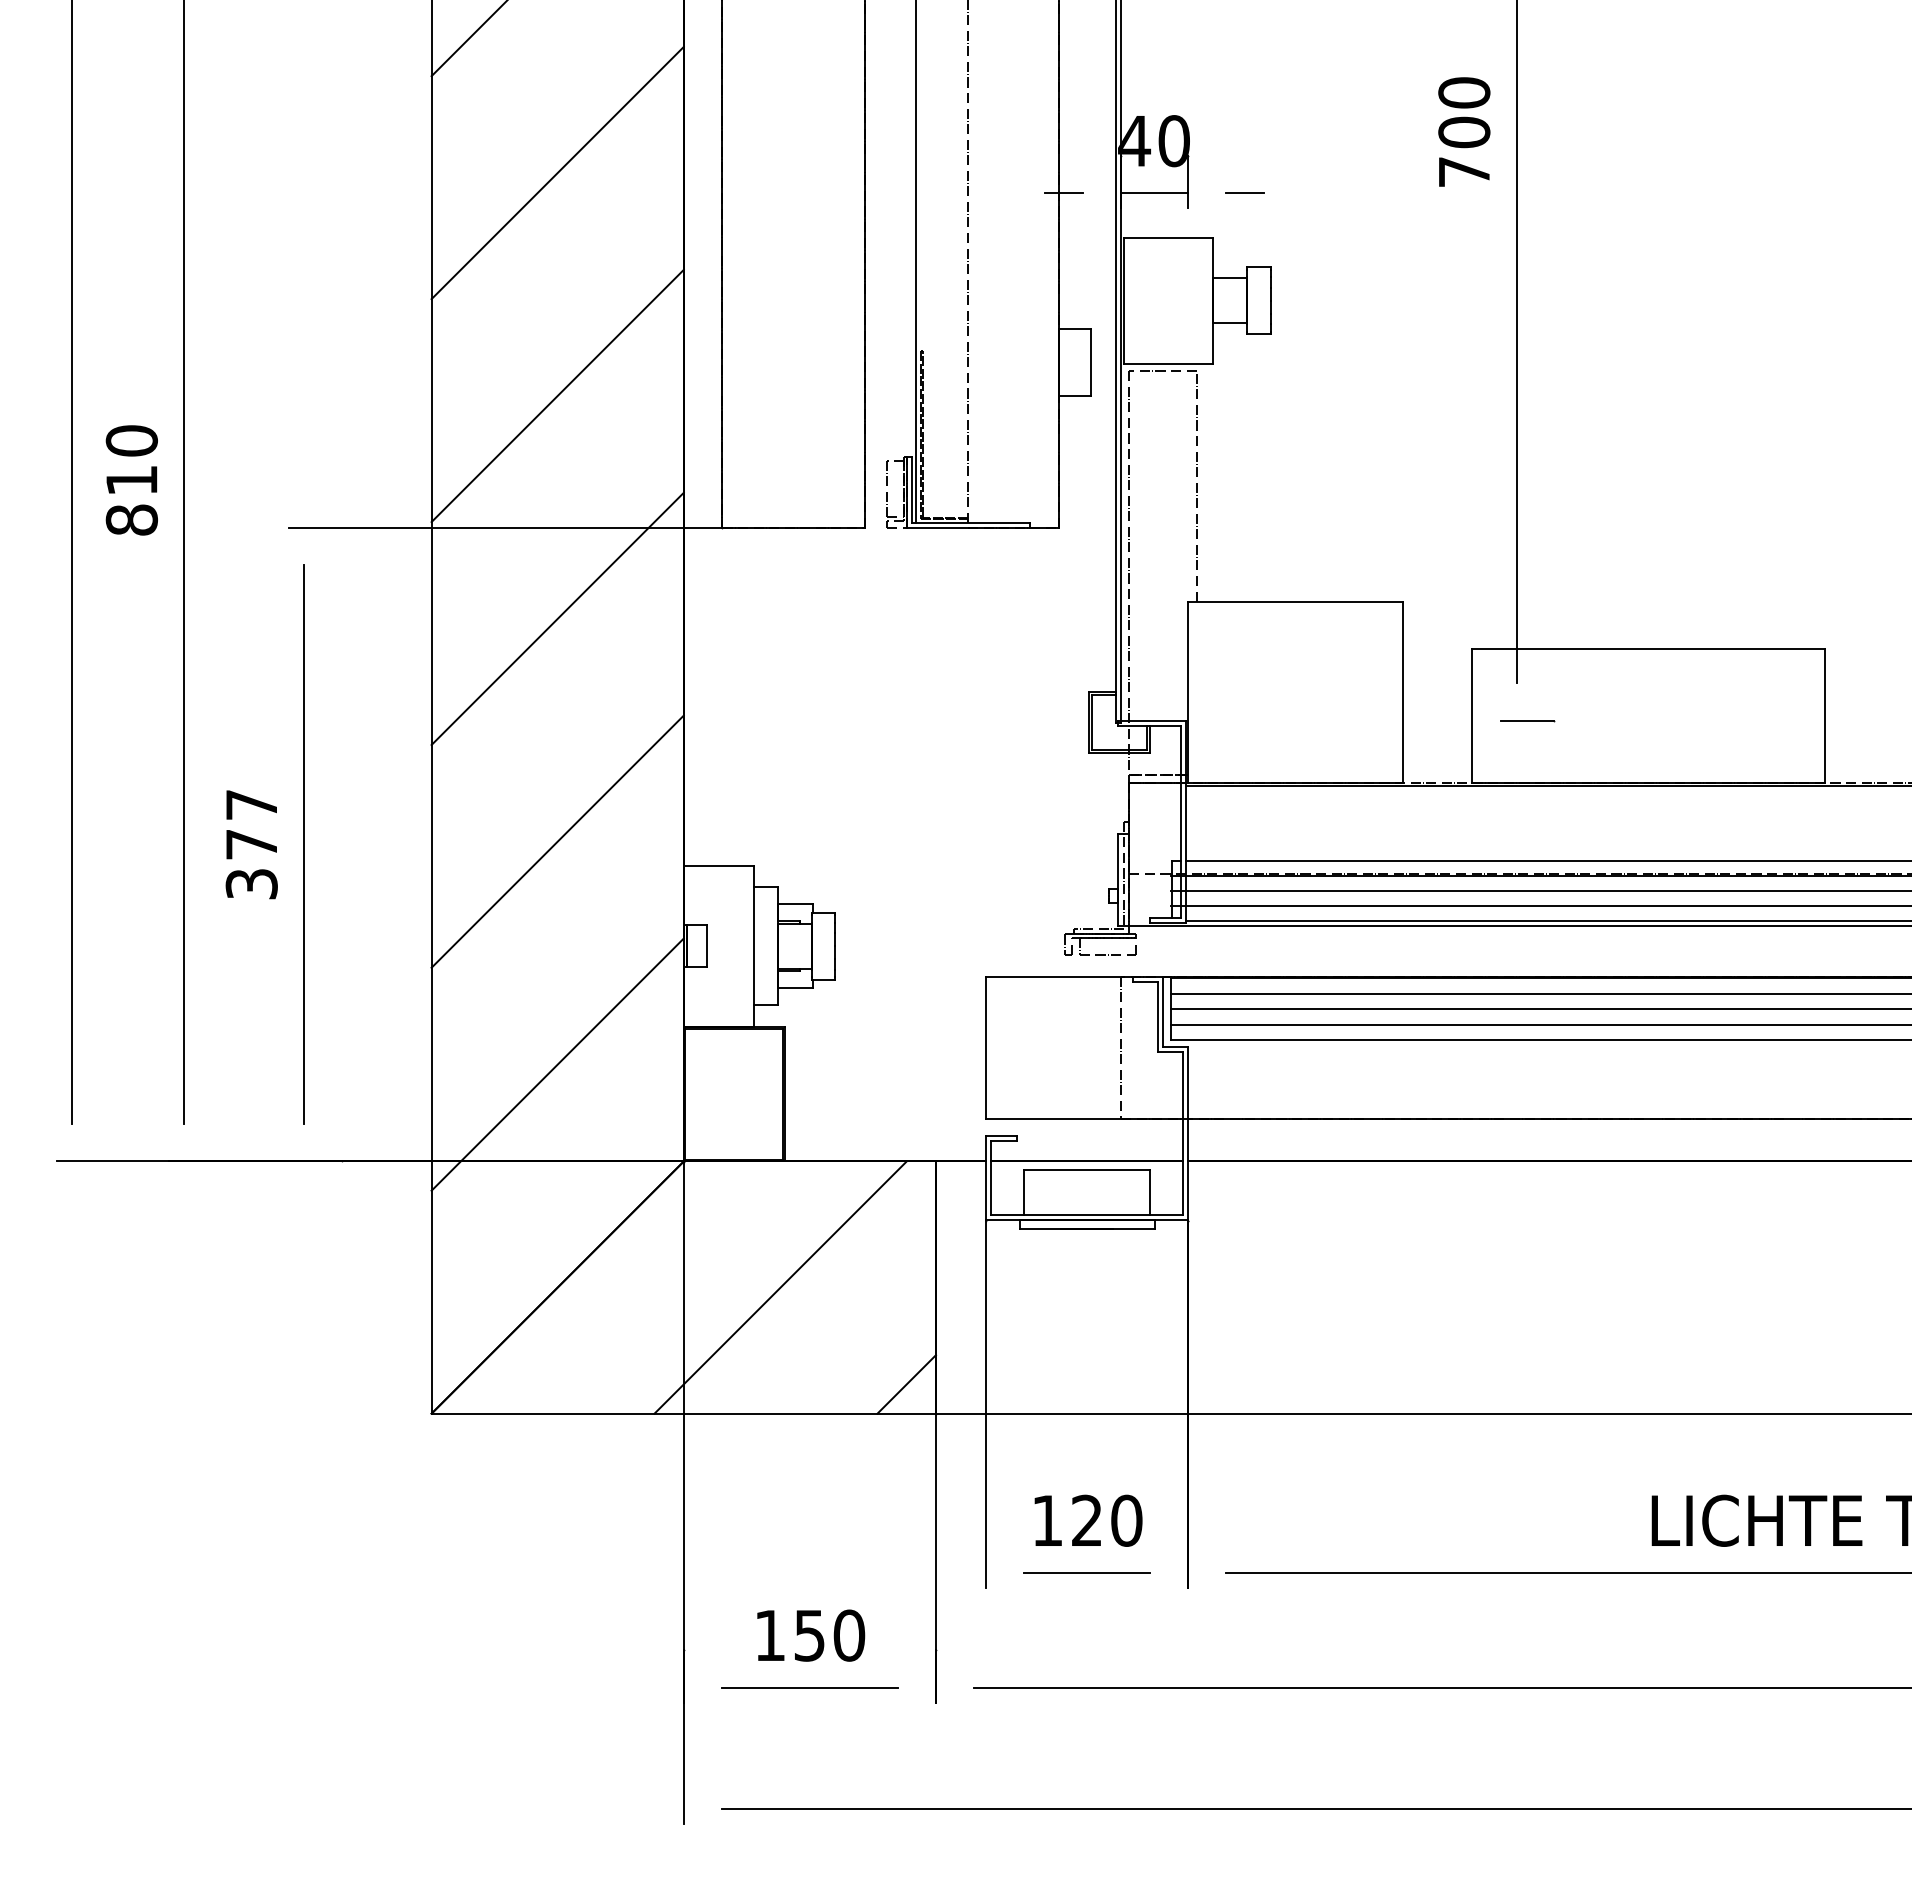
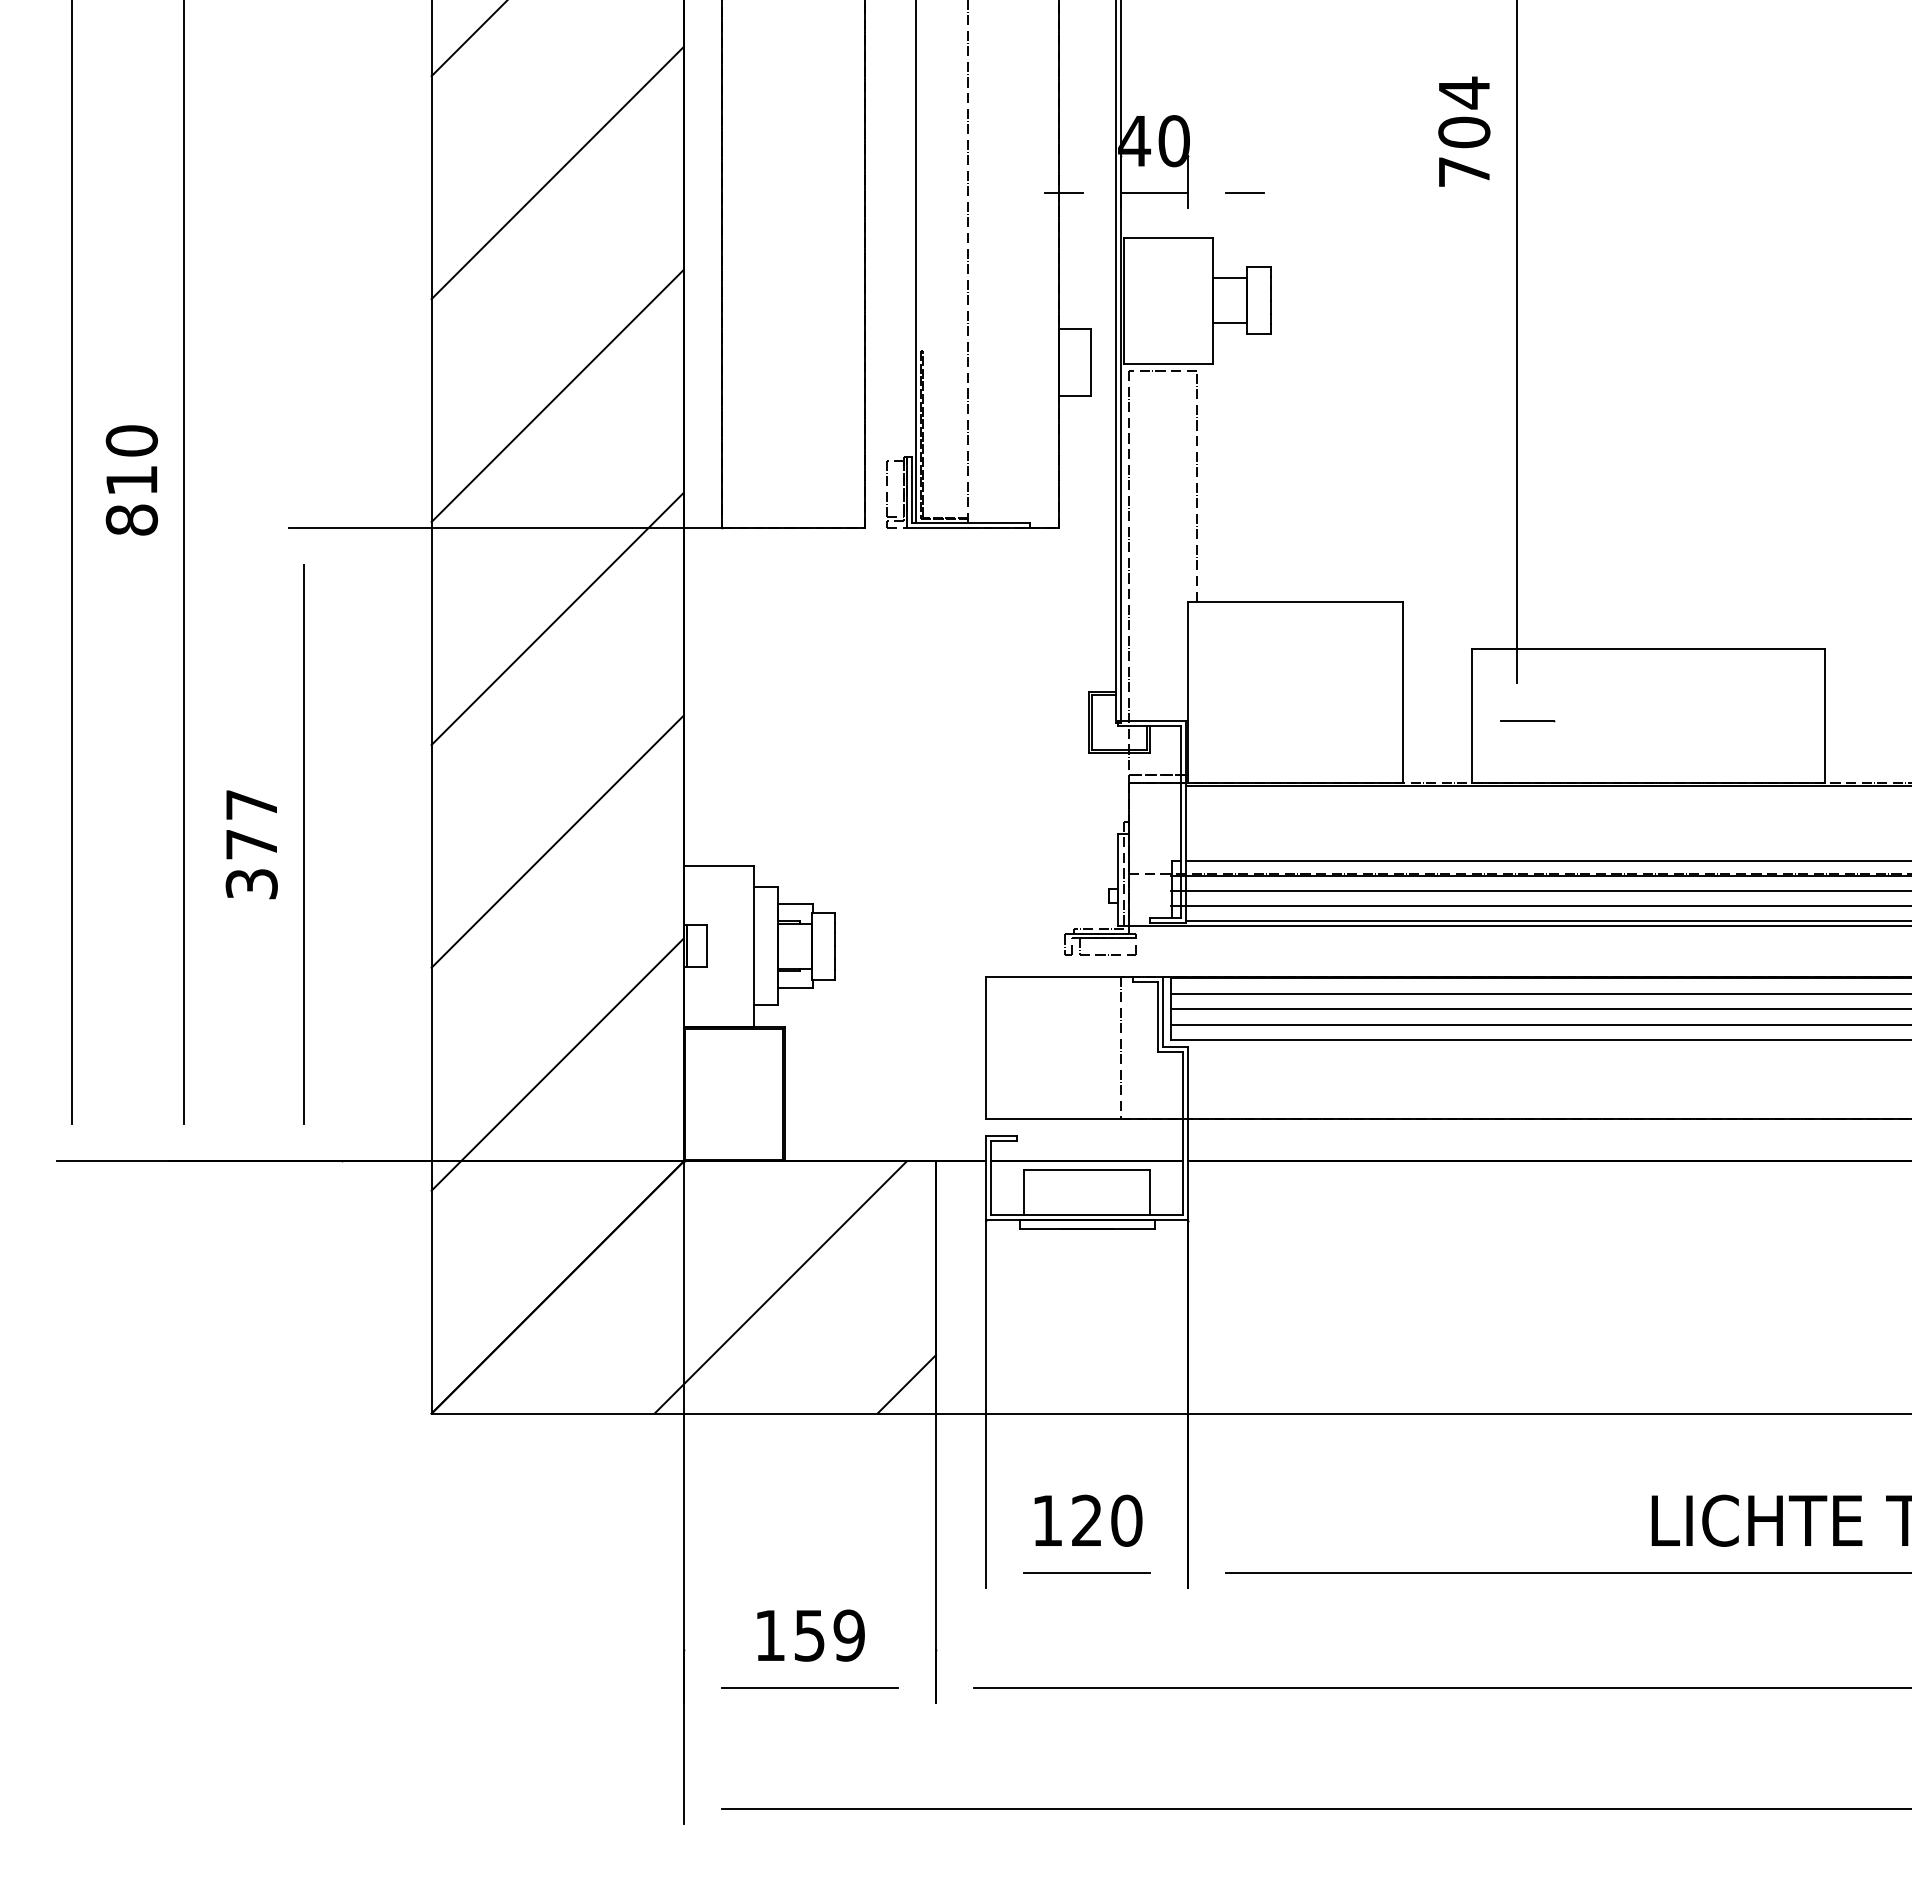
text: 700 -> 704 (1464, 92)
text: 150 -> 159 (849, 1635)
